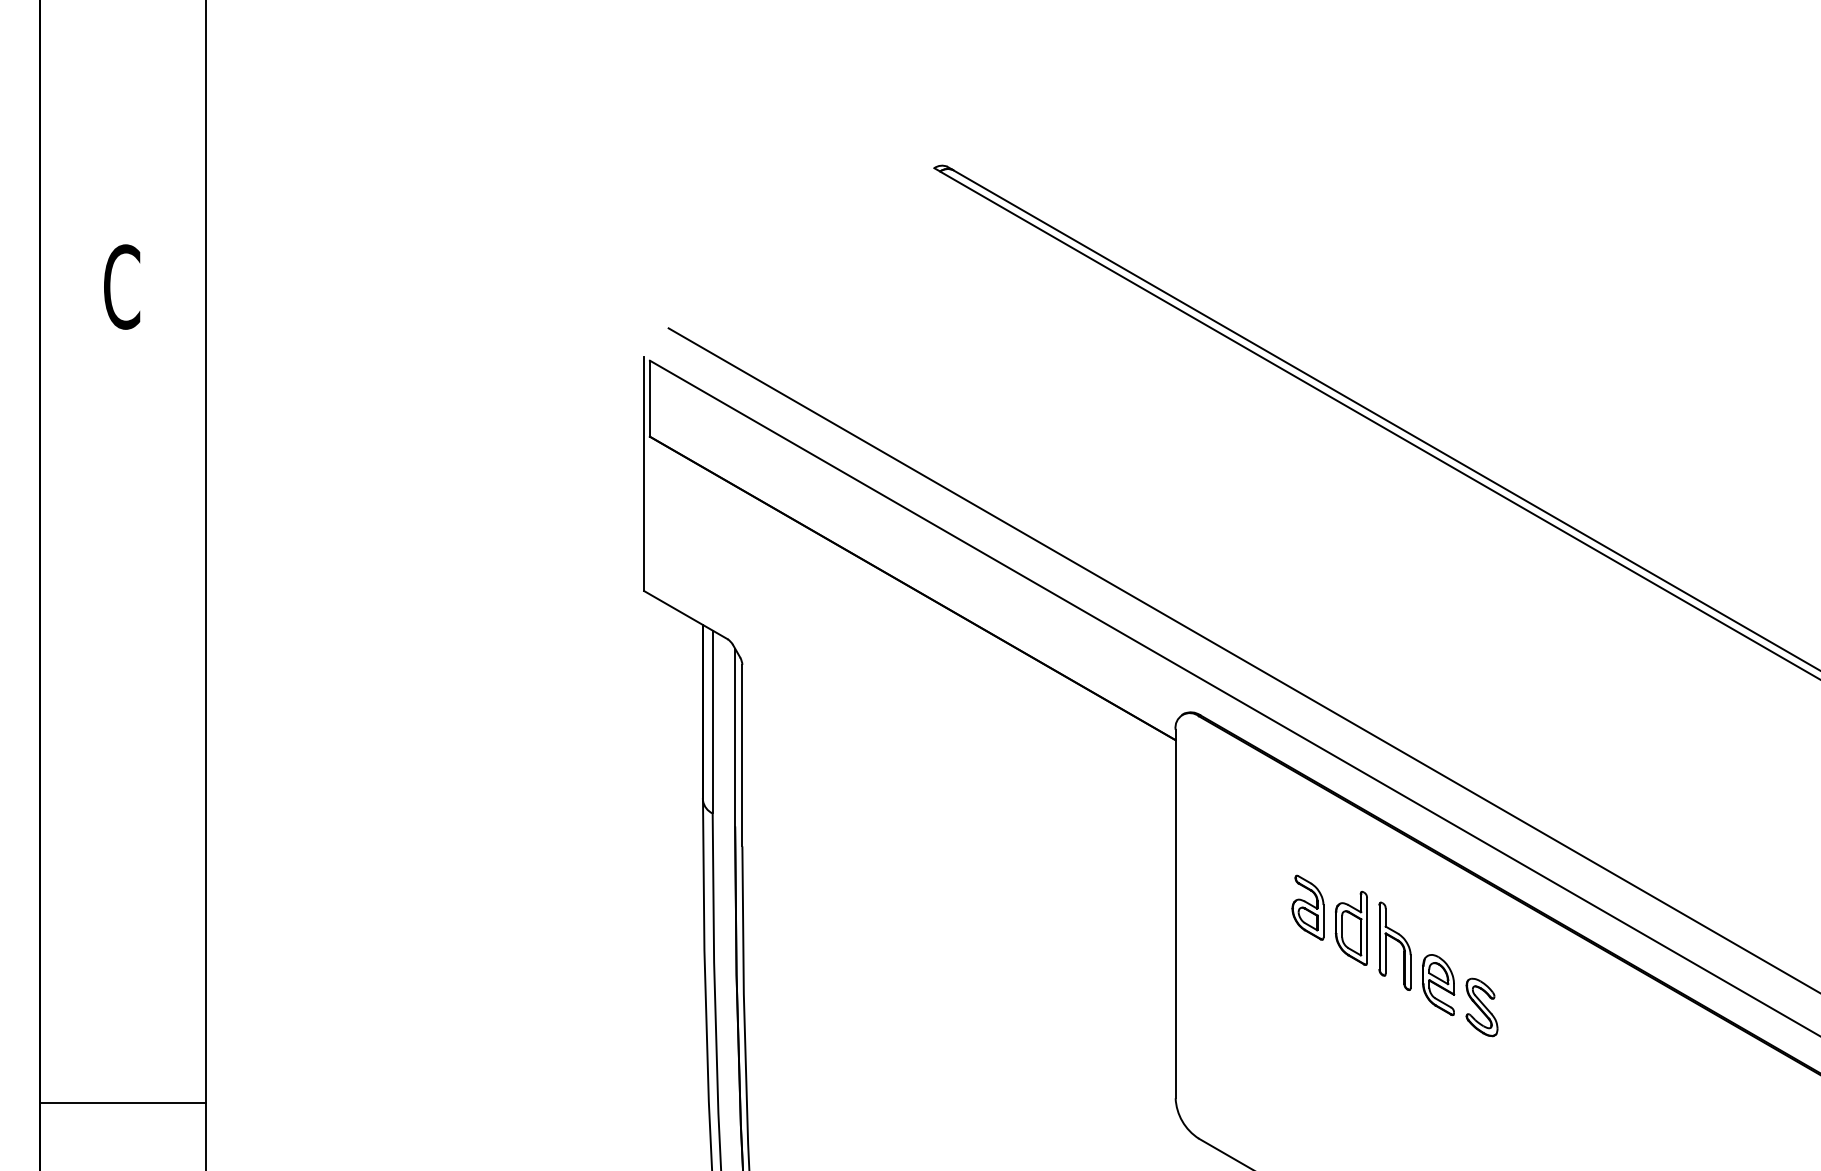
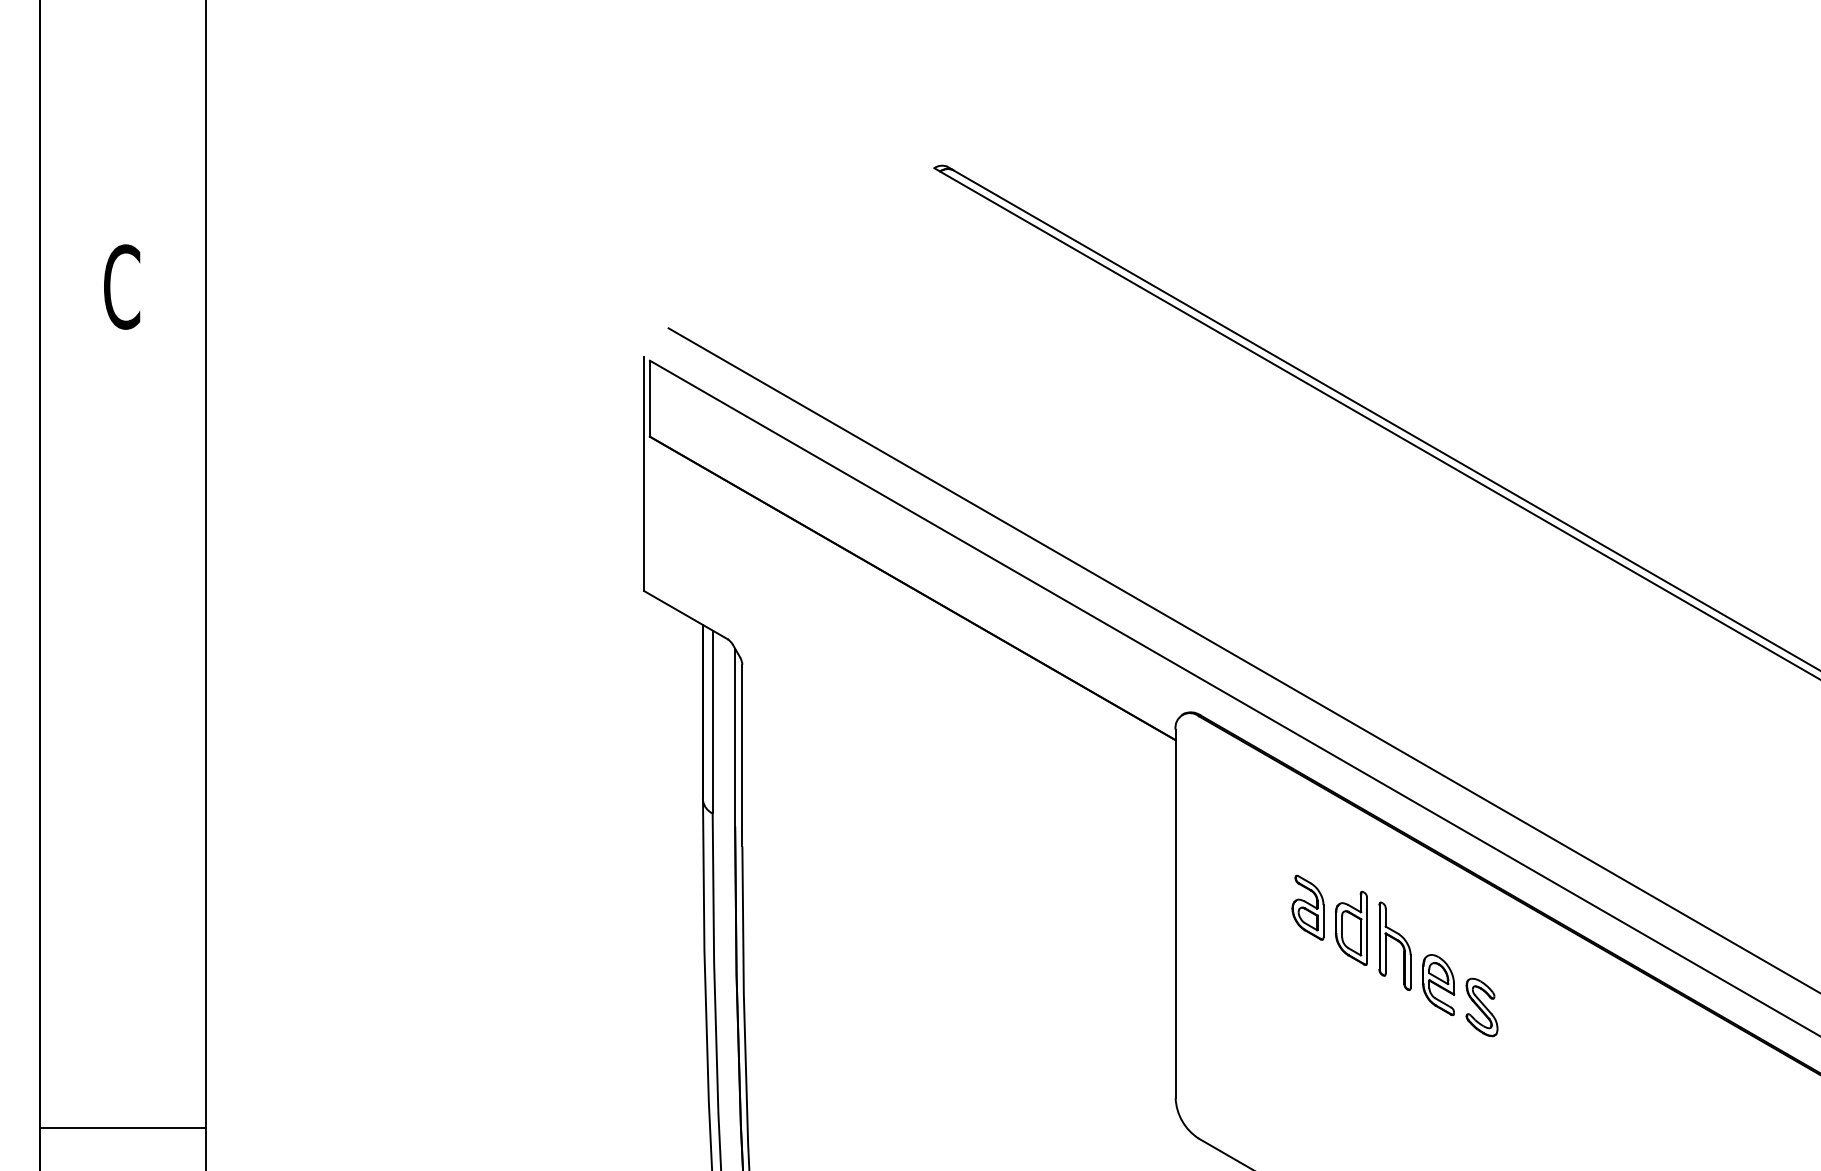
line position: (122, 1103) -> (122, 1128) (122, 1128)
